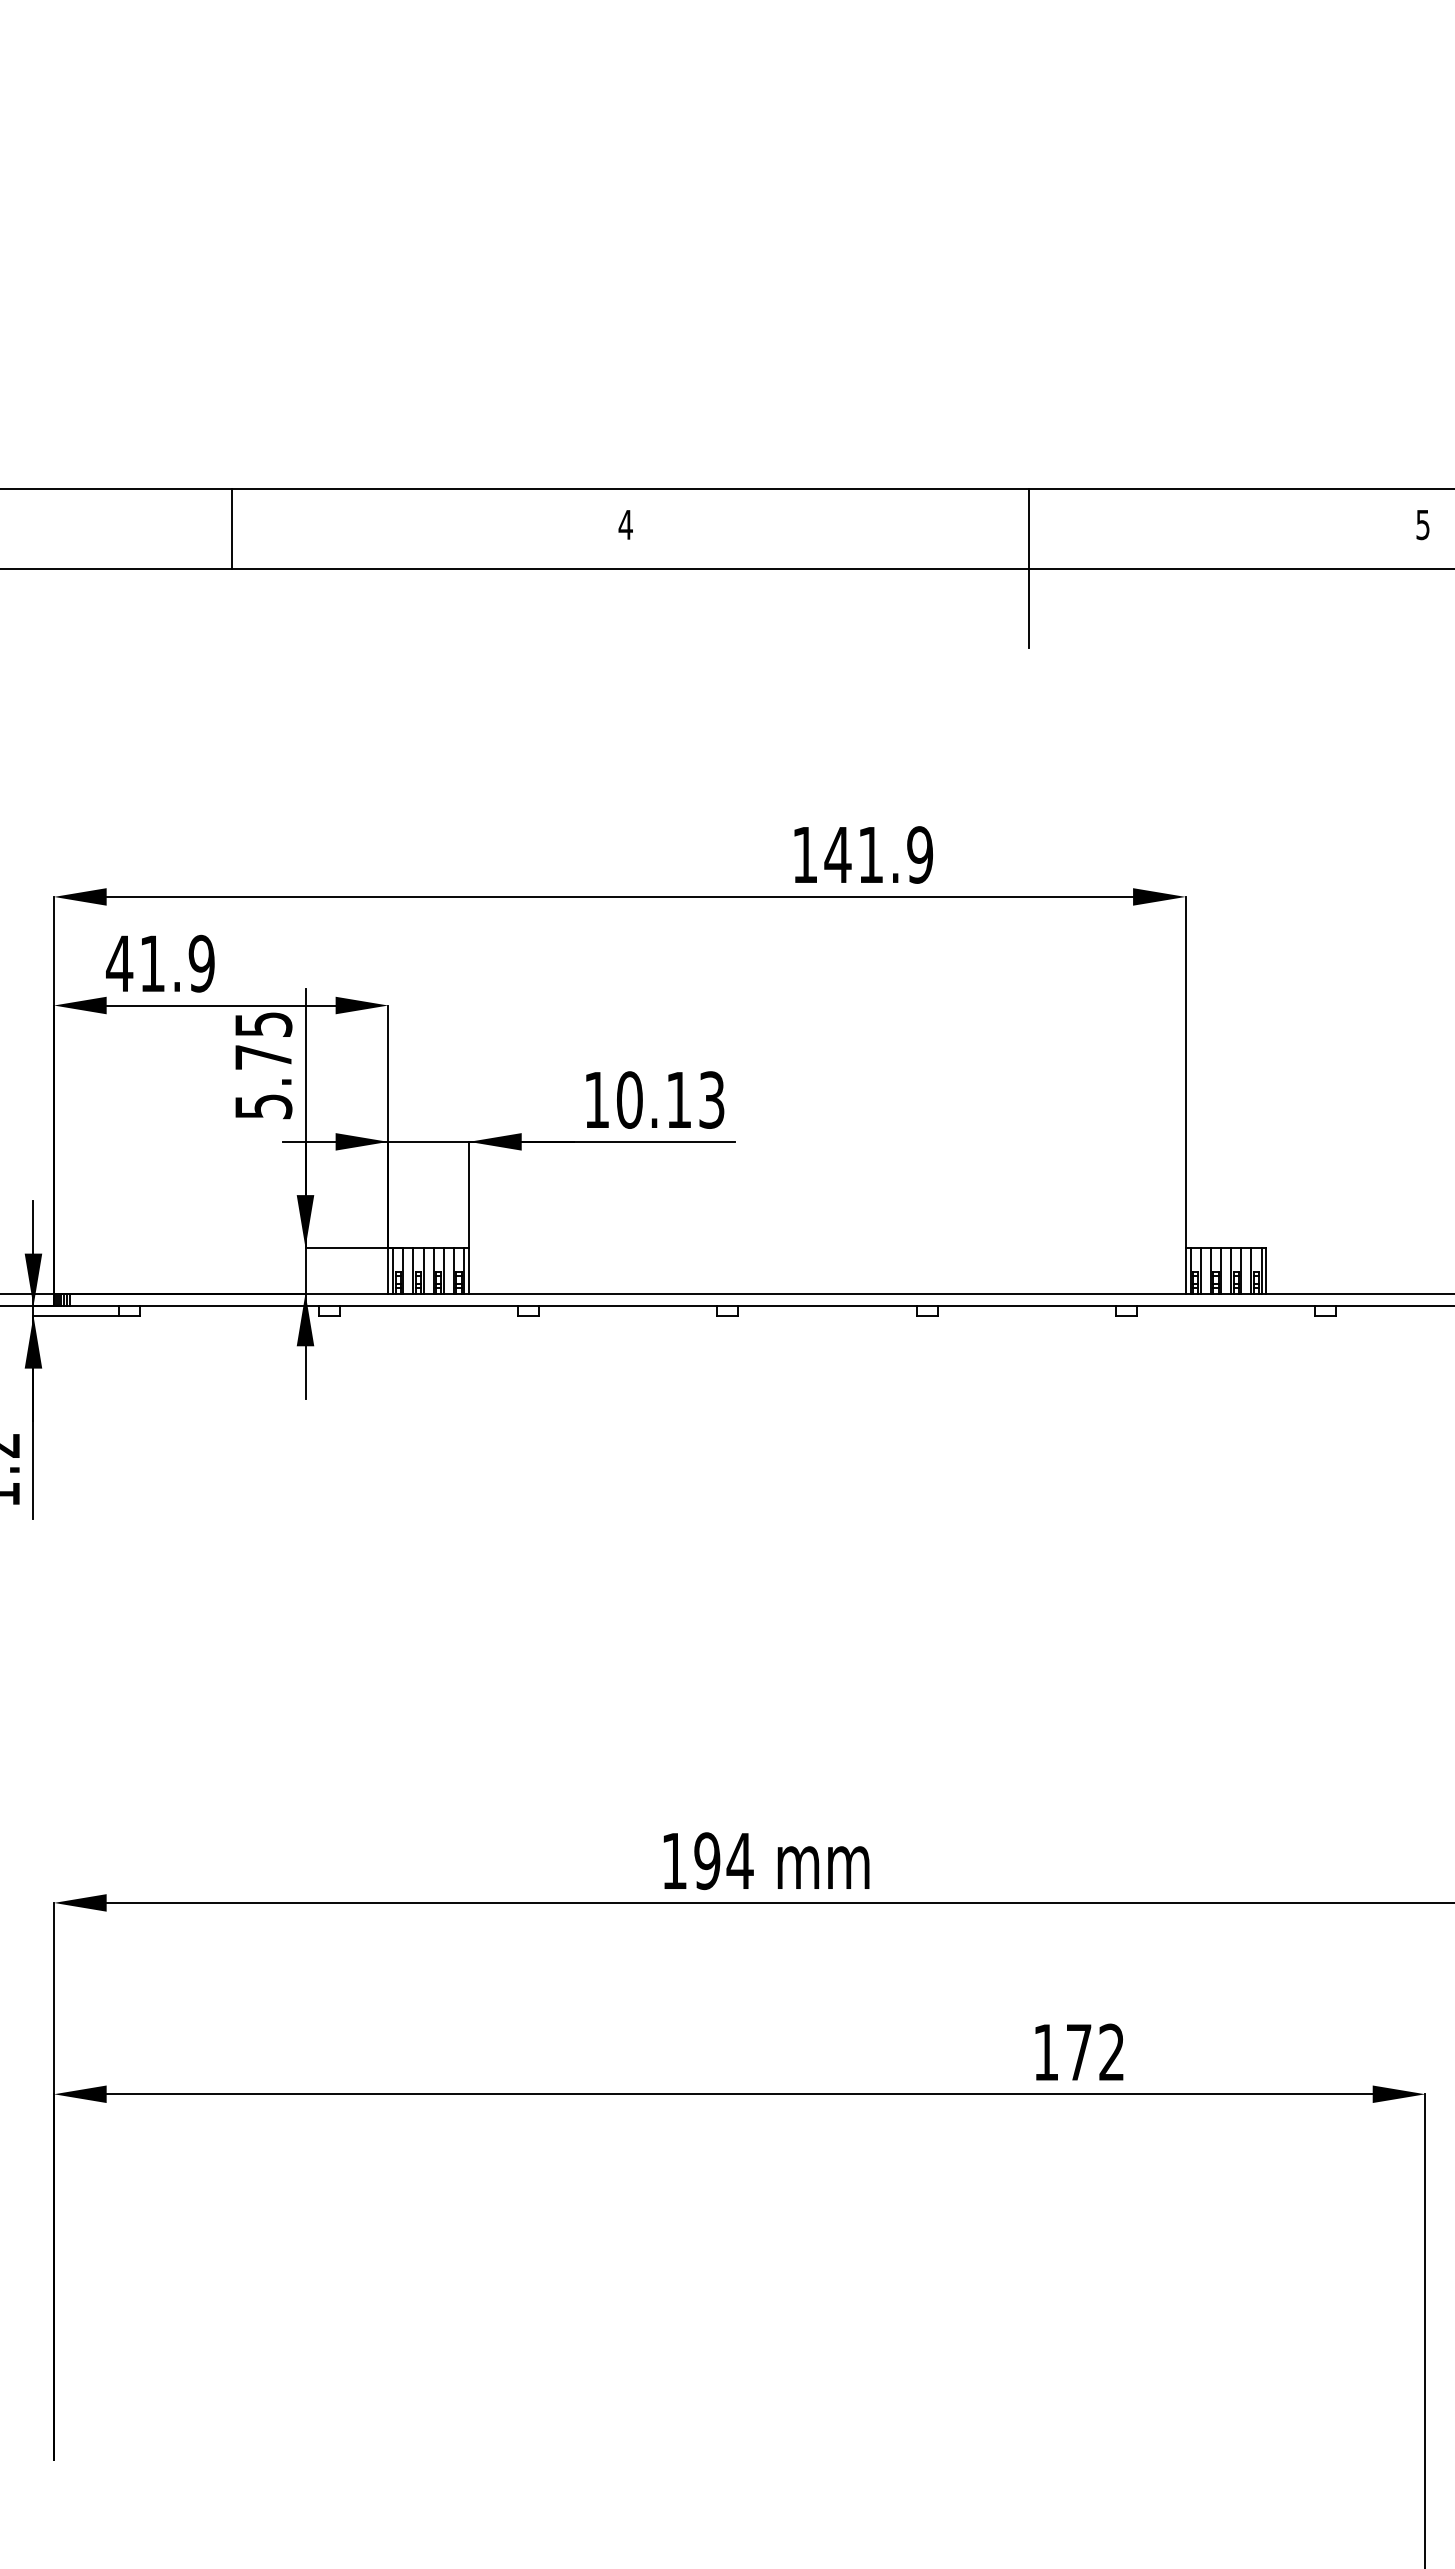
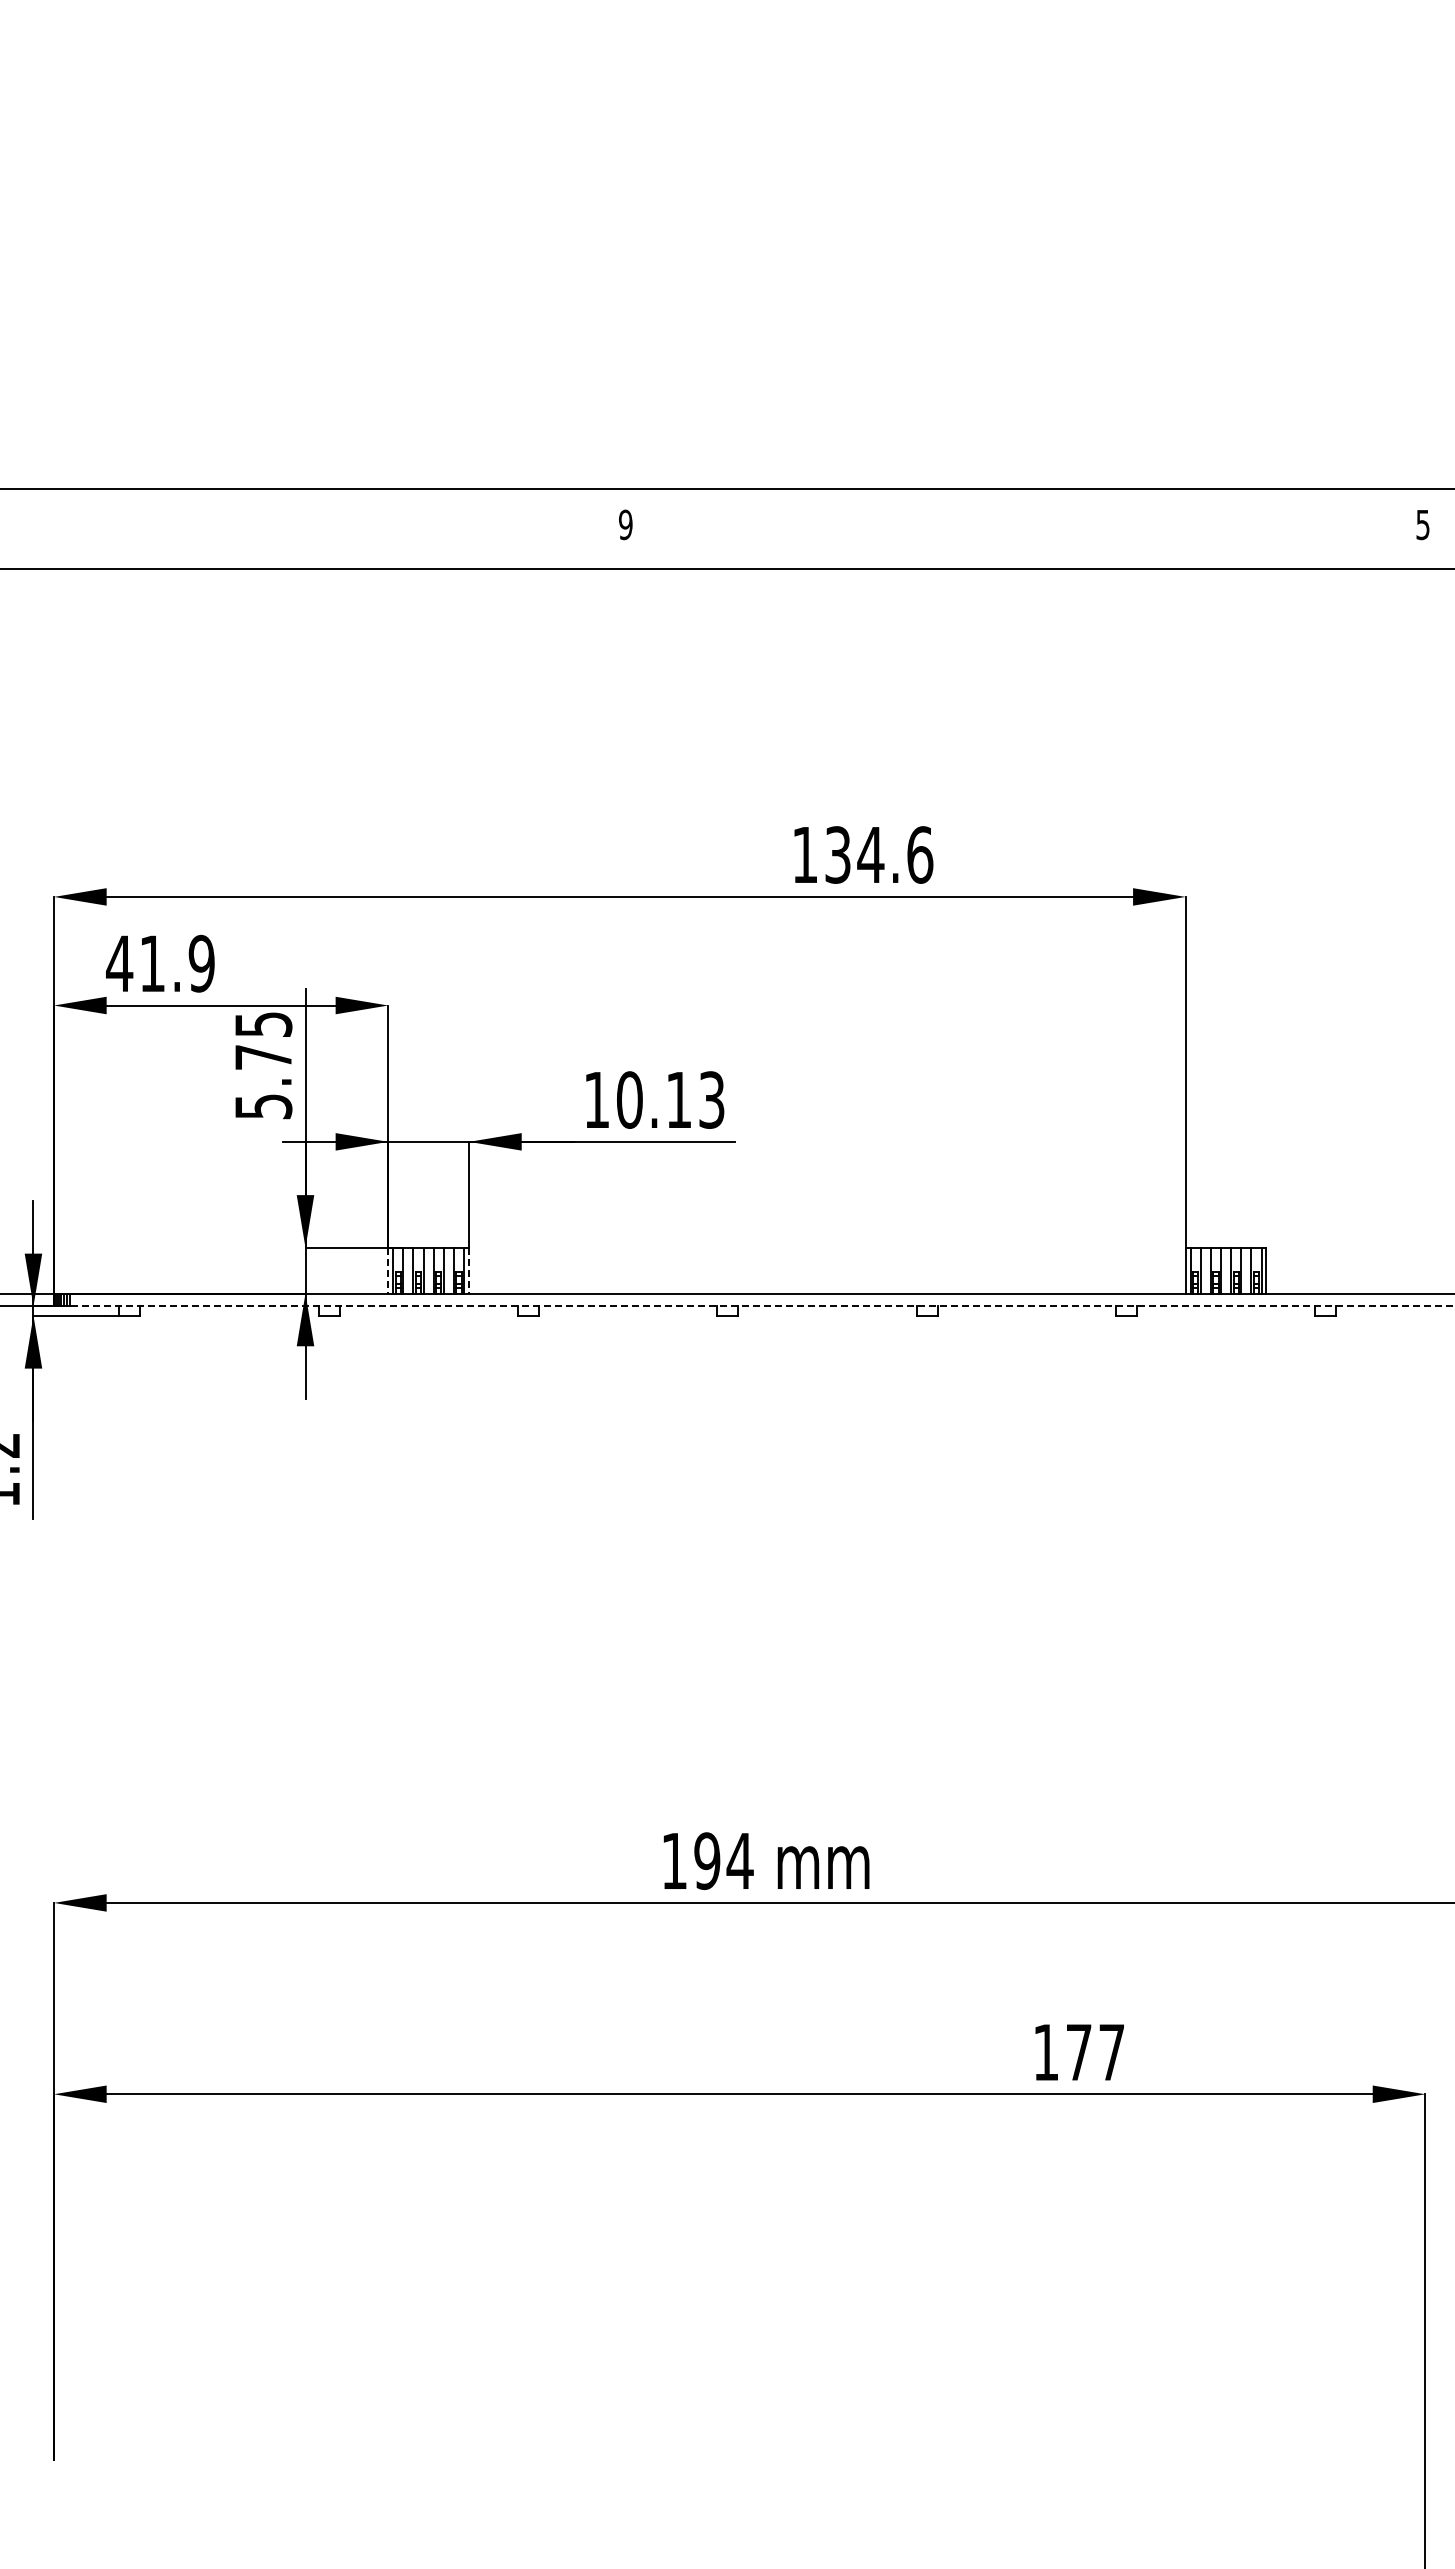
text: 4 -> 9 (625, 524)
line: present -> none (231, 528)
line: present -> none (1029, 568)
text: 141.9 -> 134.6 (878, 854)
line: solid -> dashed (388, 1270)
line: solid -> dashed (469, 1270)
line: solid -> dashed (762, 1306)
text: 172 -> 177 (1111, 2051)
